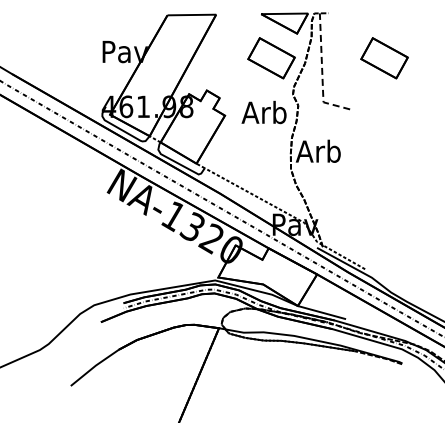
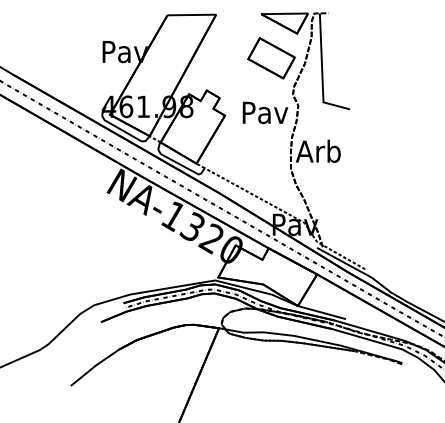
part: present -> none (384, 58)
line: dashed -> solid (322, 71)
text: Arb -> Pav (264, 112)
